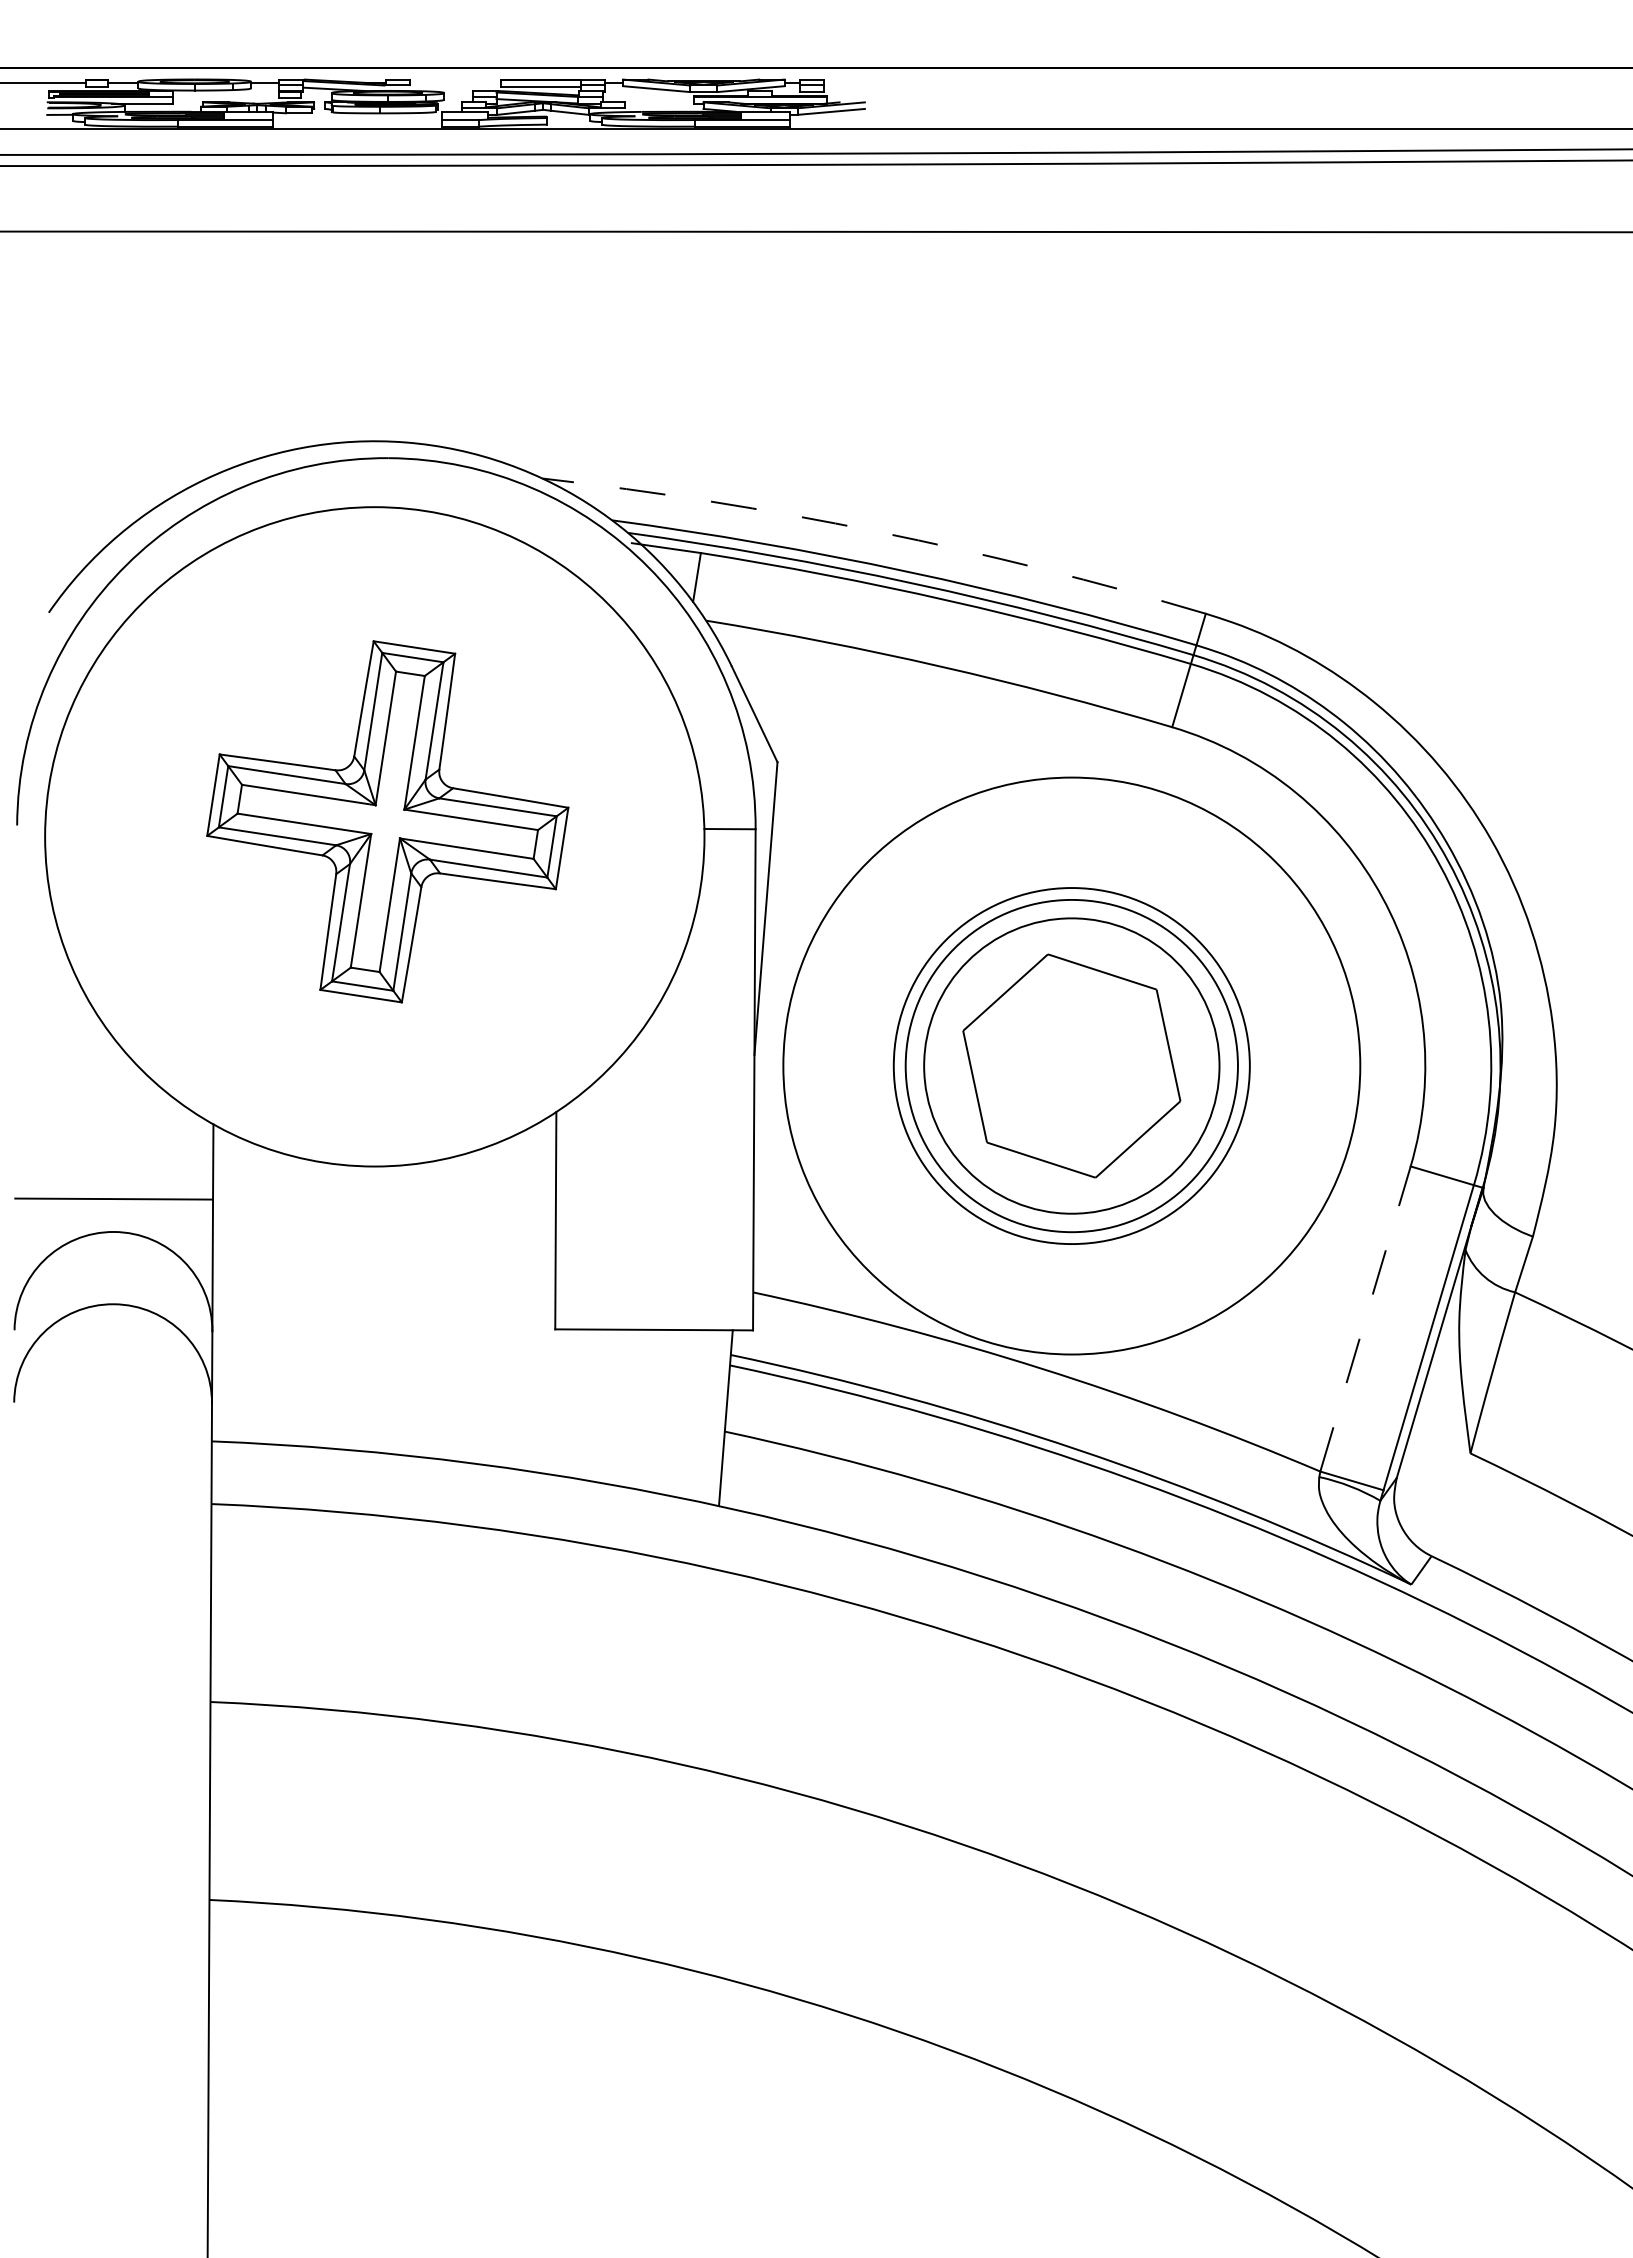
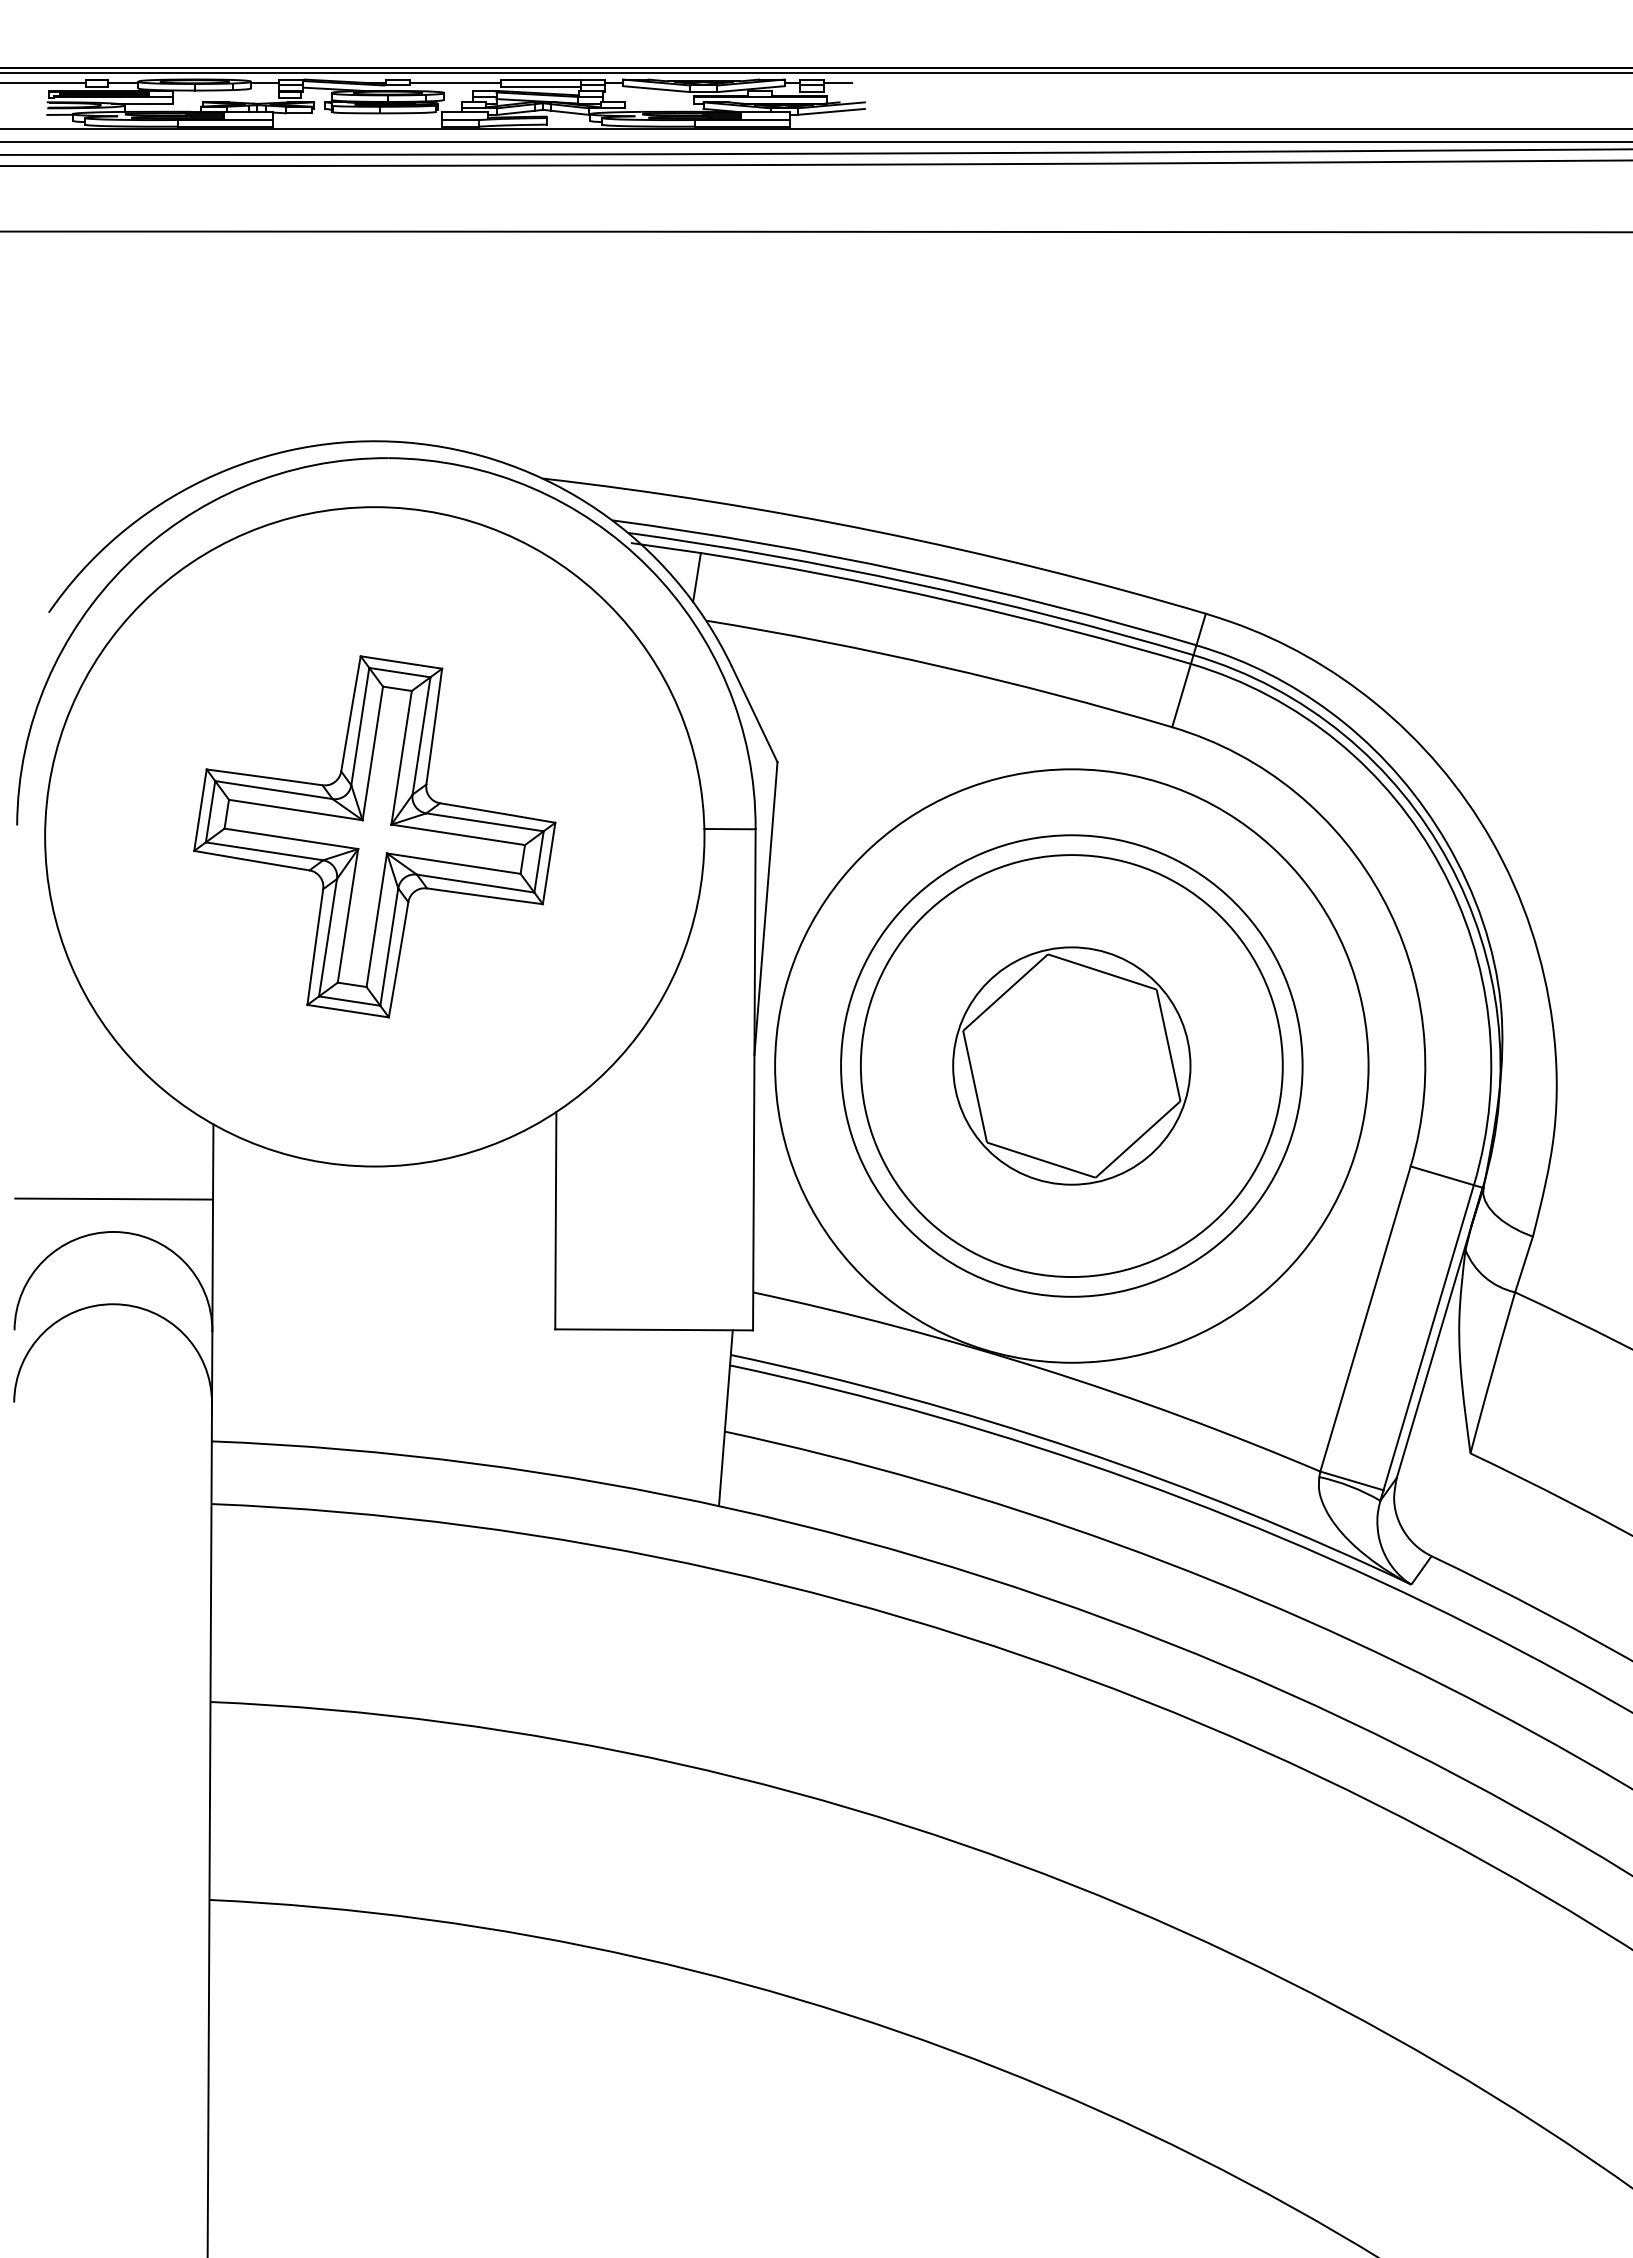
line: none -> present (815, 73)
line: none -> present (454, 82)
line: none -> present (837, 82)
line: none -> present (815, 142)
arc: dashed -> solid (877, 531)
part position: (387, 821) -> (374, 836) (374, 836)
circle diameter: 295 px -> 422 px (1071, 1066)
circle diameter: 332 px -> 237 px (1071, 1065)
circle diameter: 577 px -> 462 px (1071, 1065)
circle diameter: 356 px -> 593 px (1071, 1065)
line: dashed -> solid (1365, 1318)
